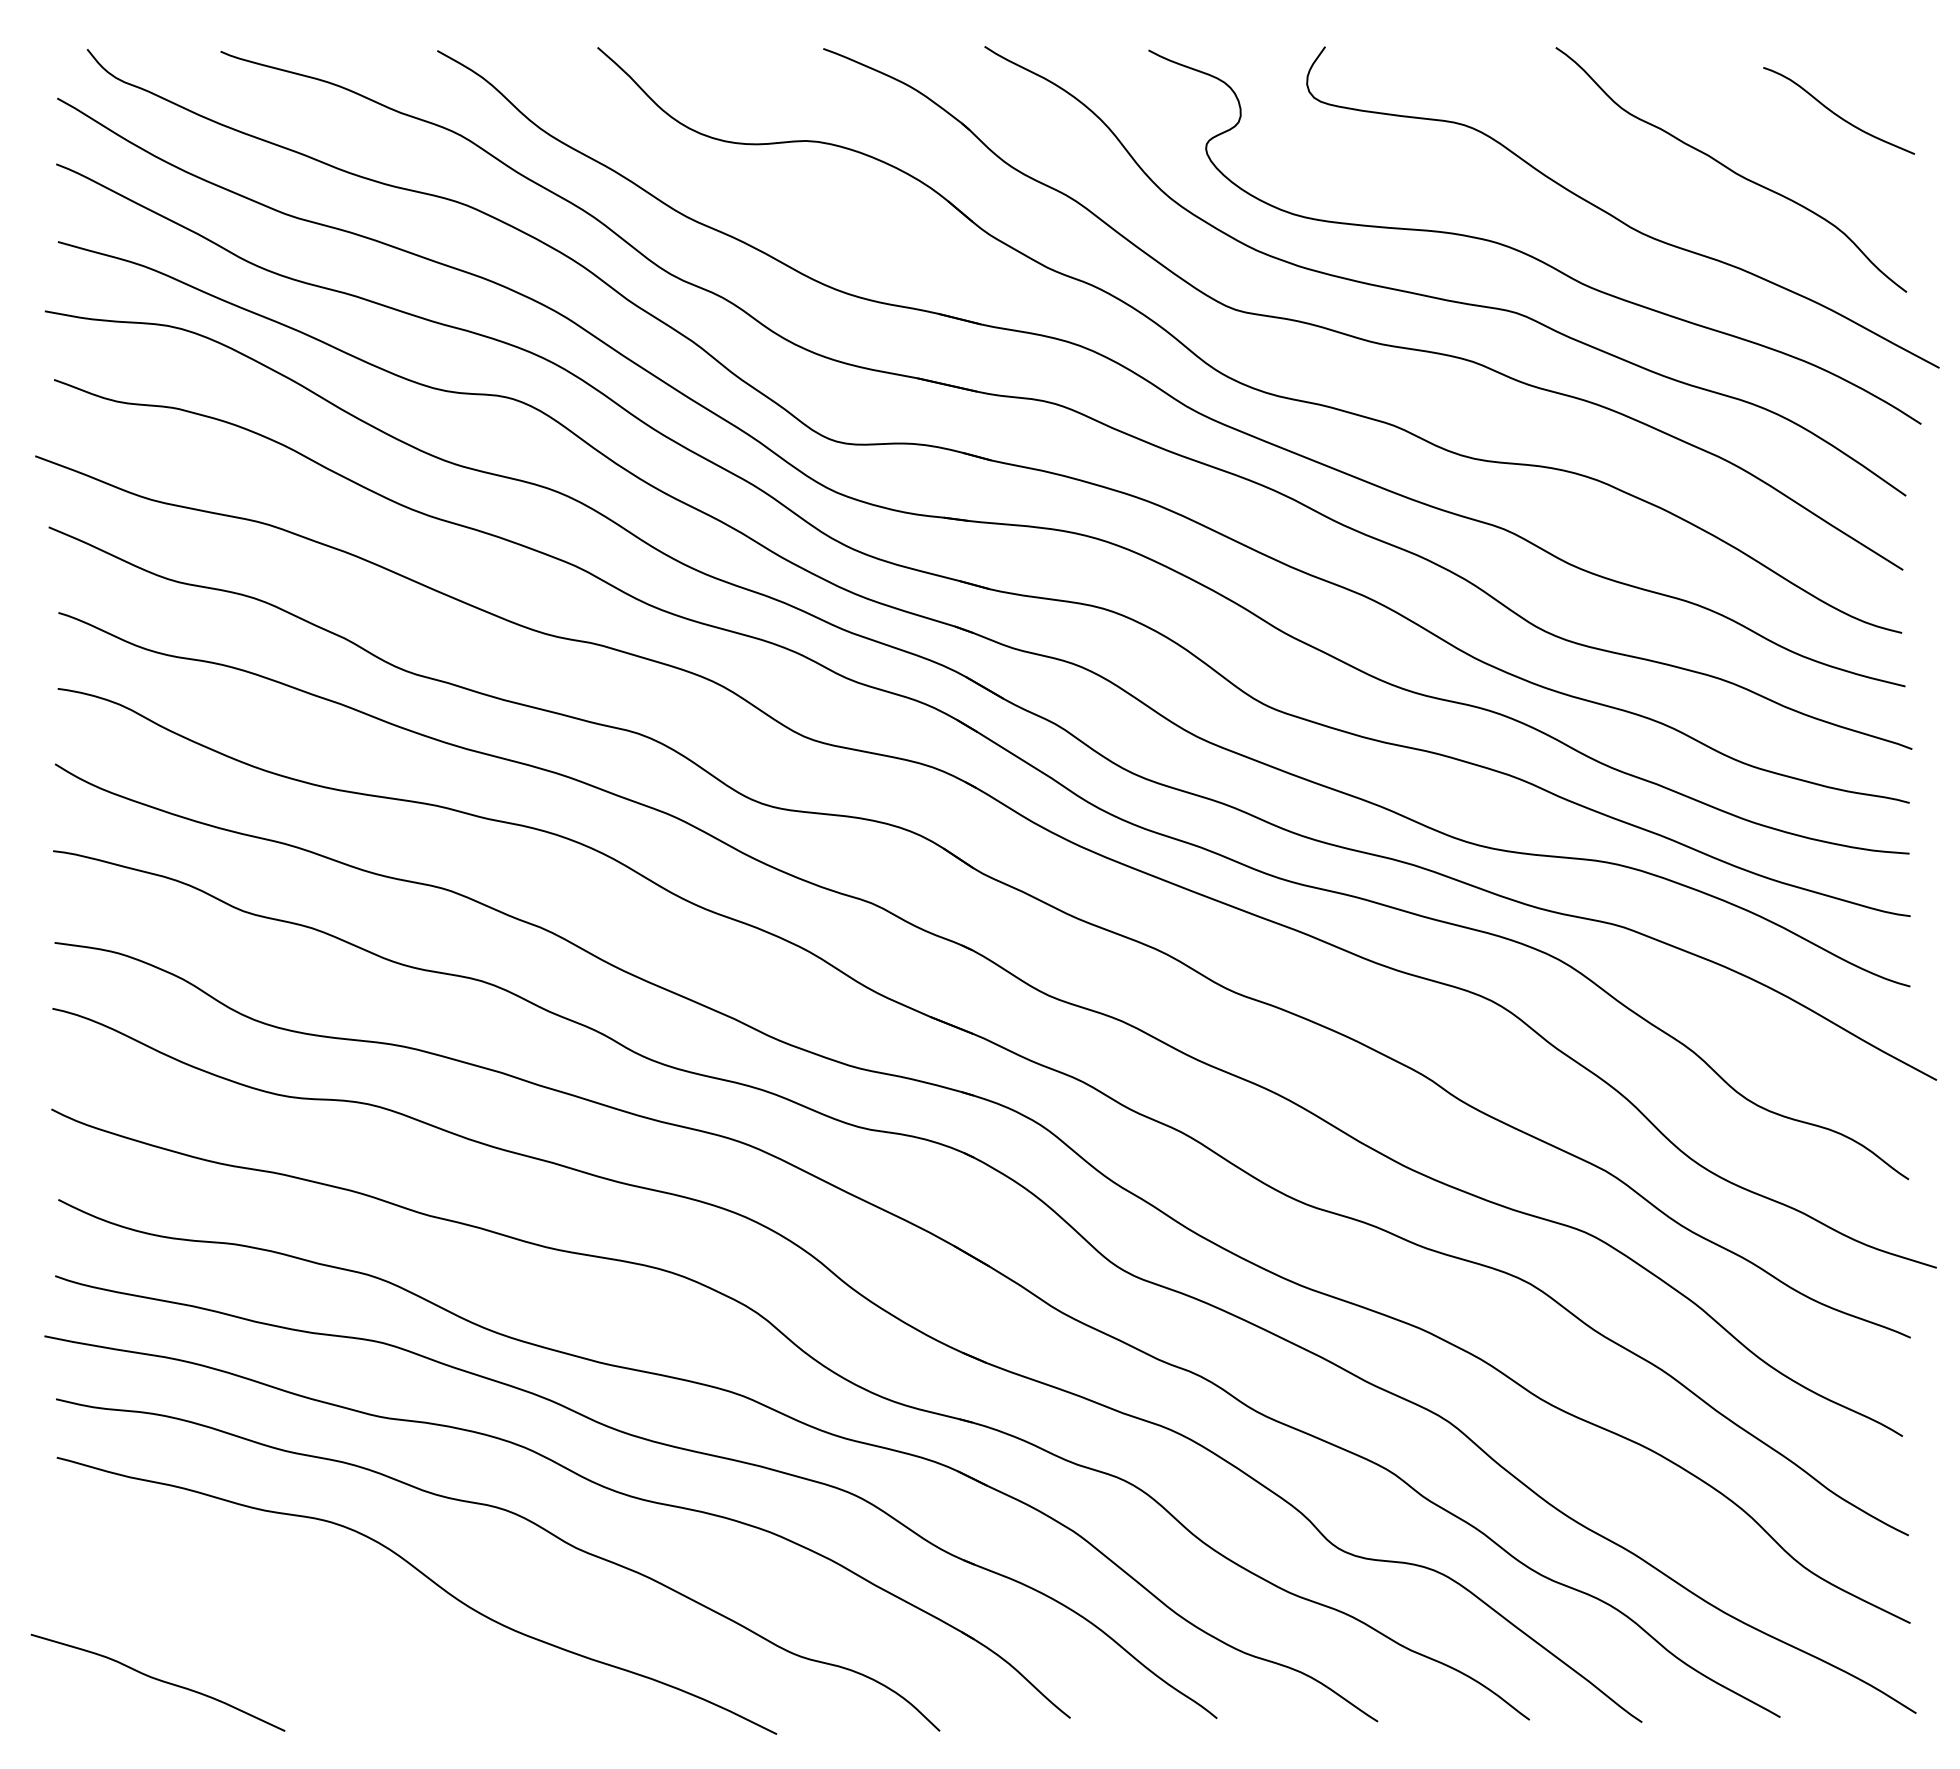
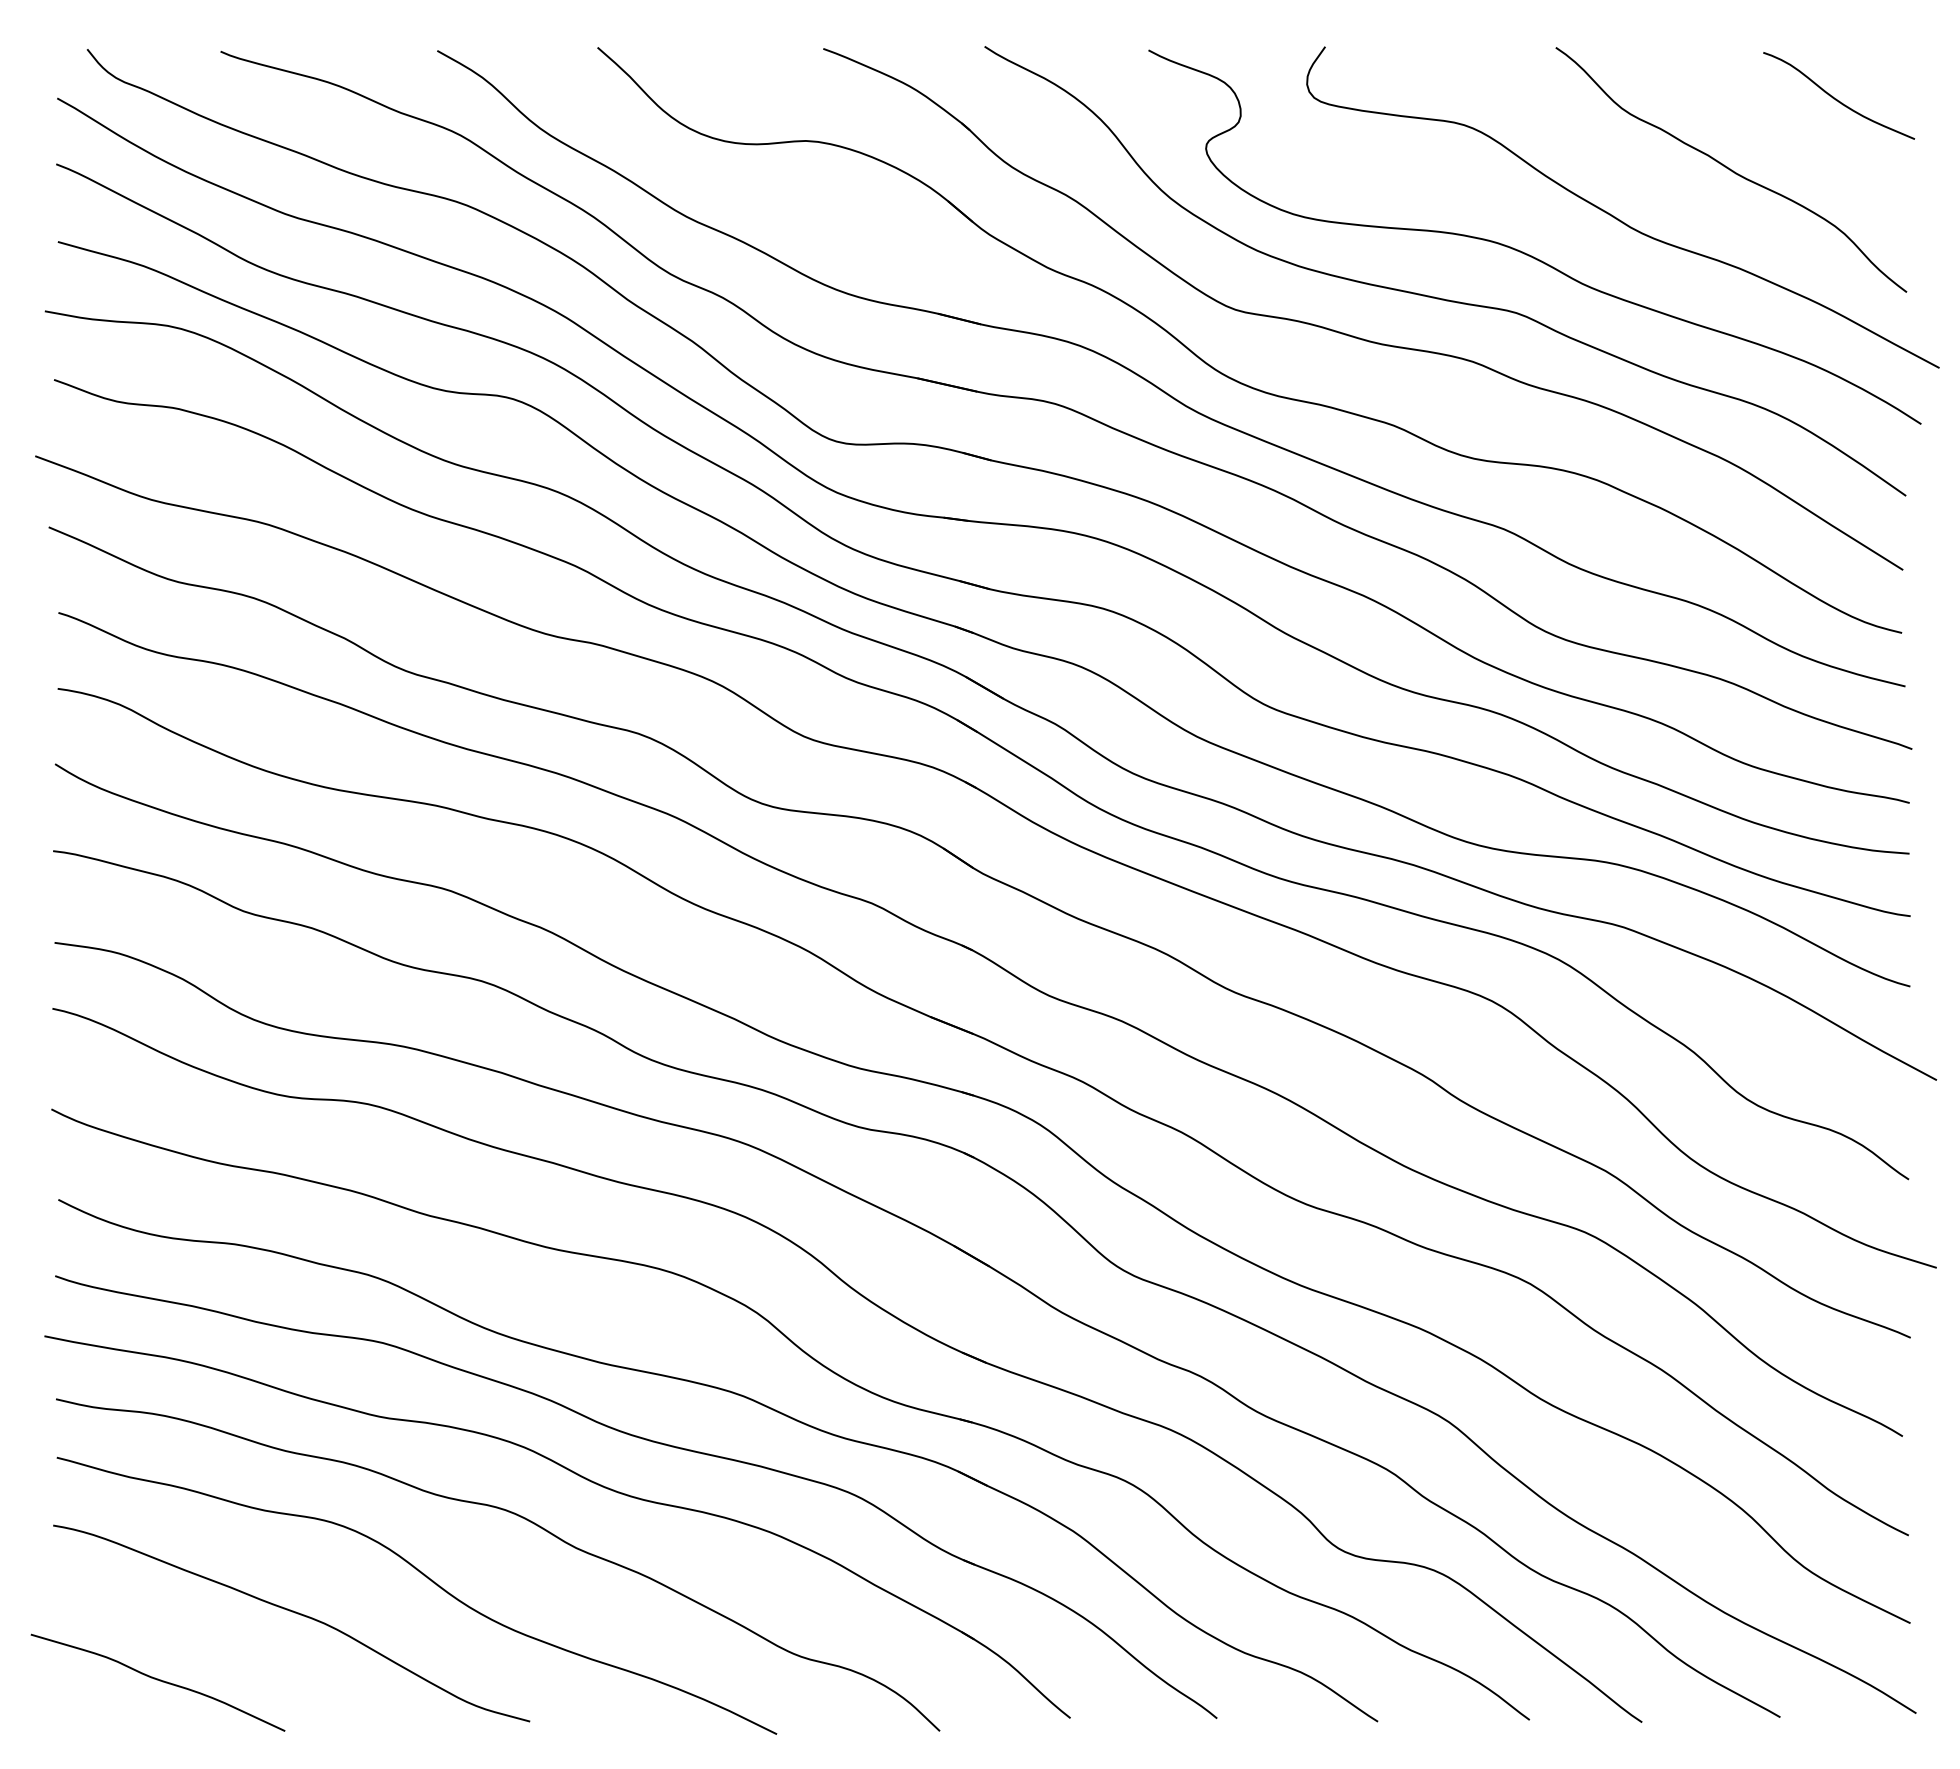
curve position: (1836, 113) -> (1836, 98) (1836, 98)
curve: none -> present (295, 1613)
